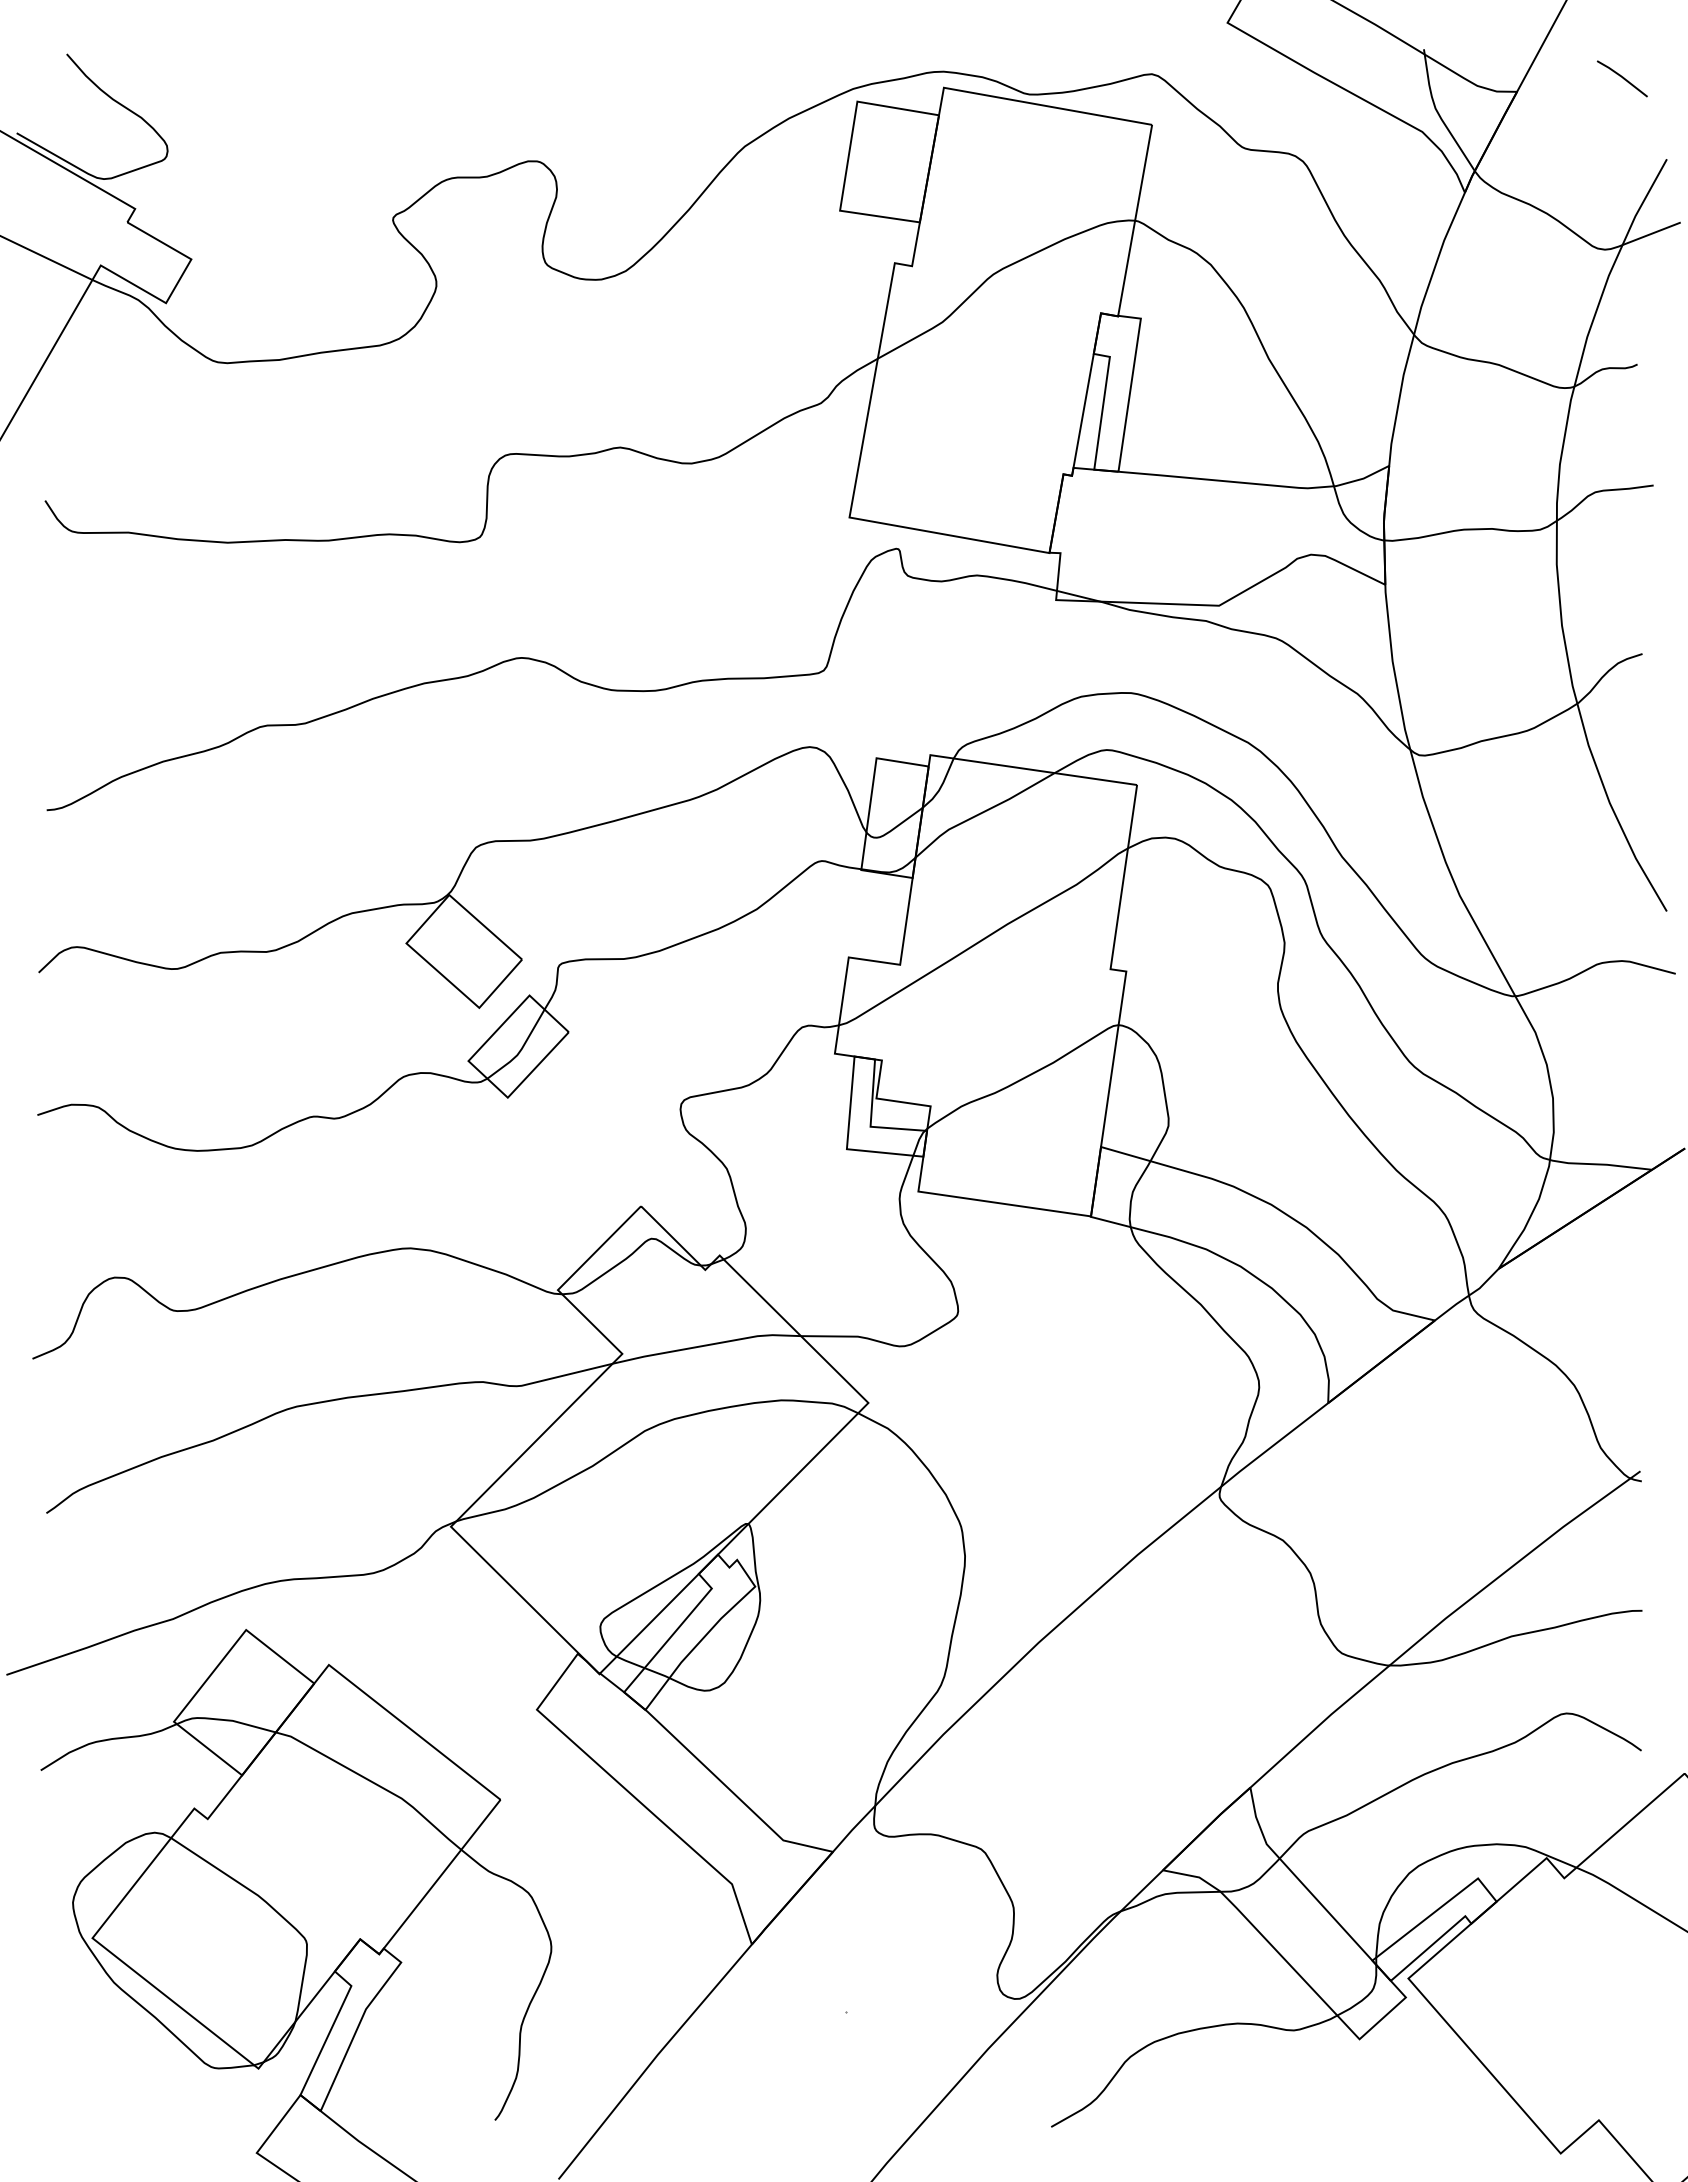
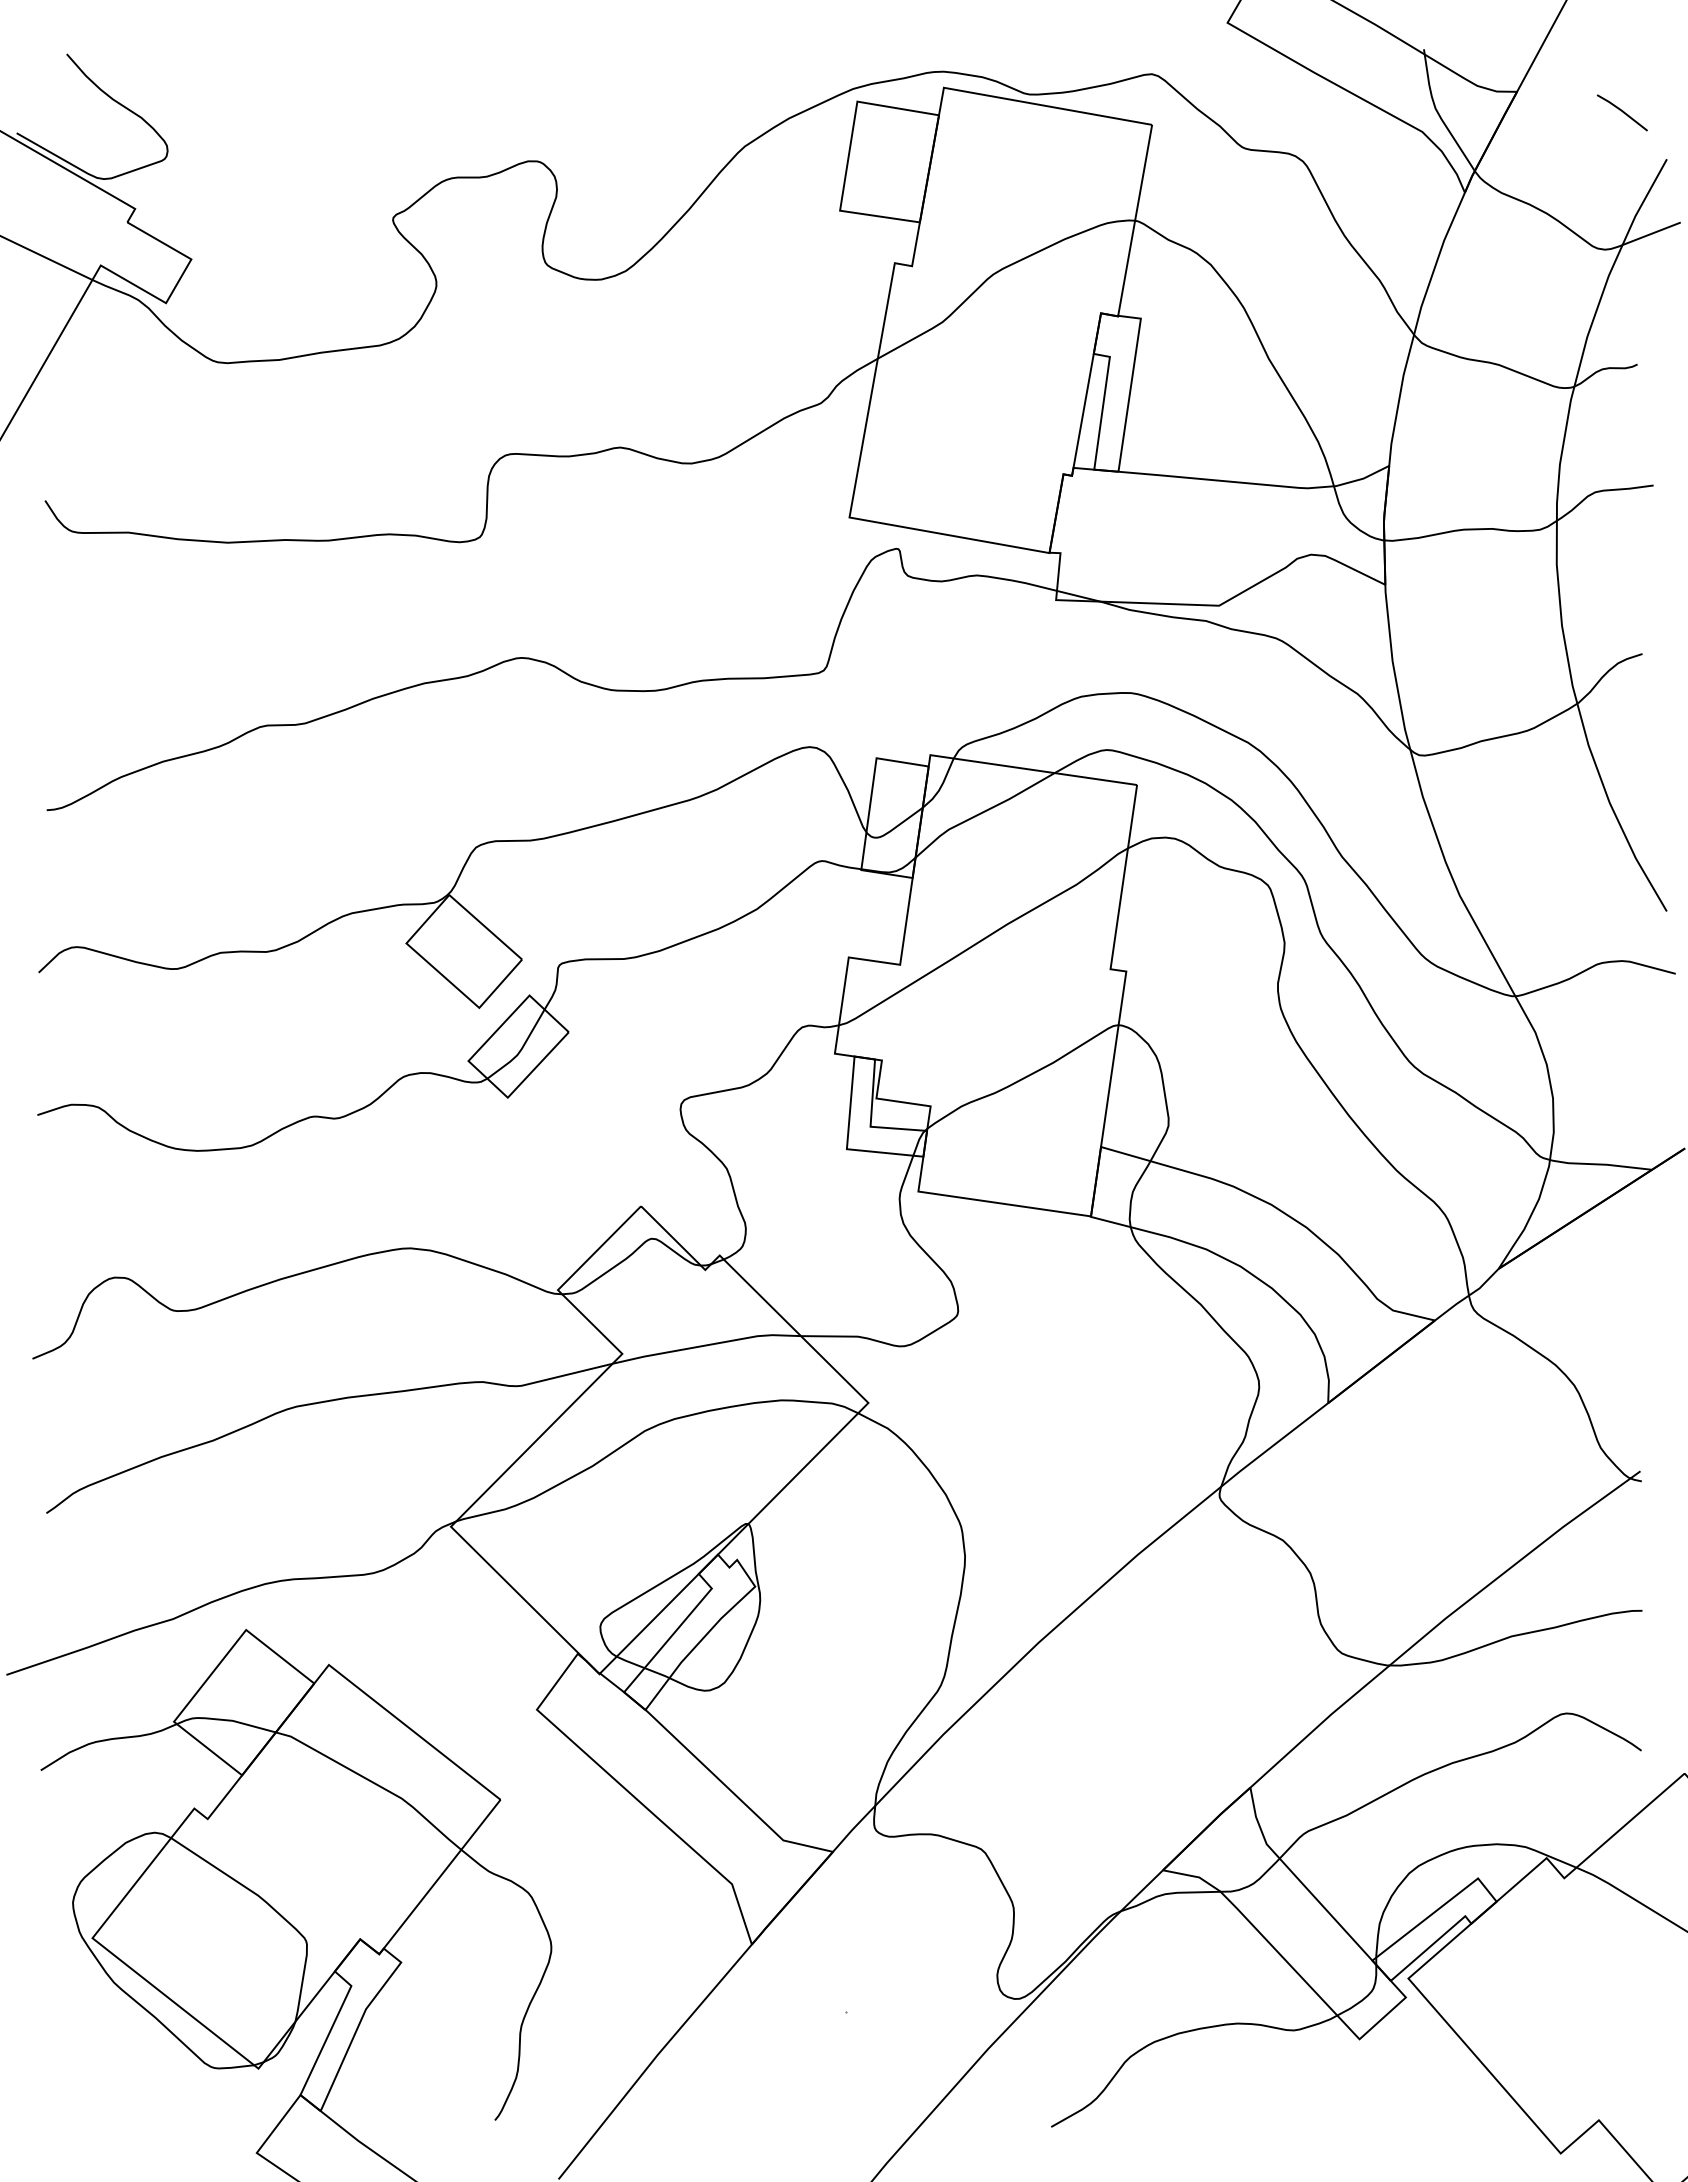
line position: (1621, 77) -> (1621, 111) (1621, 111)
